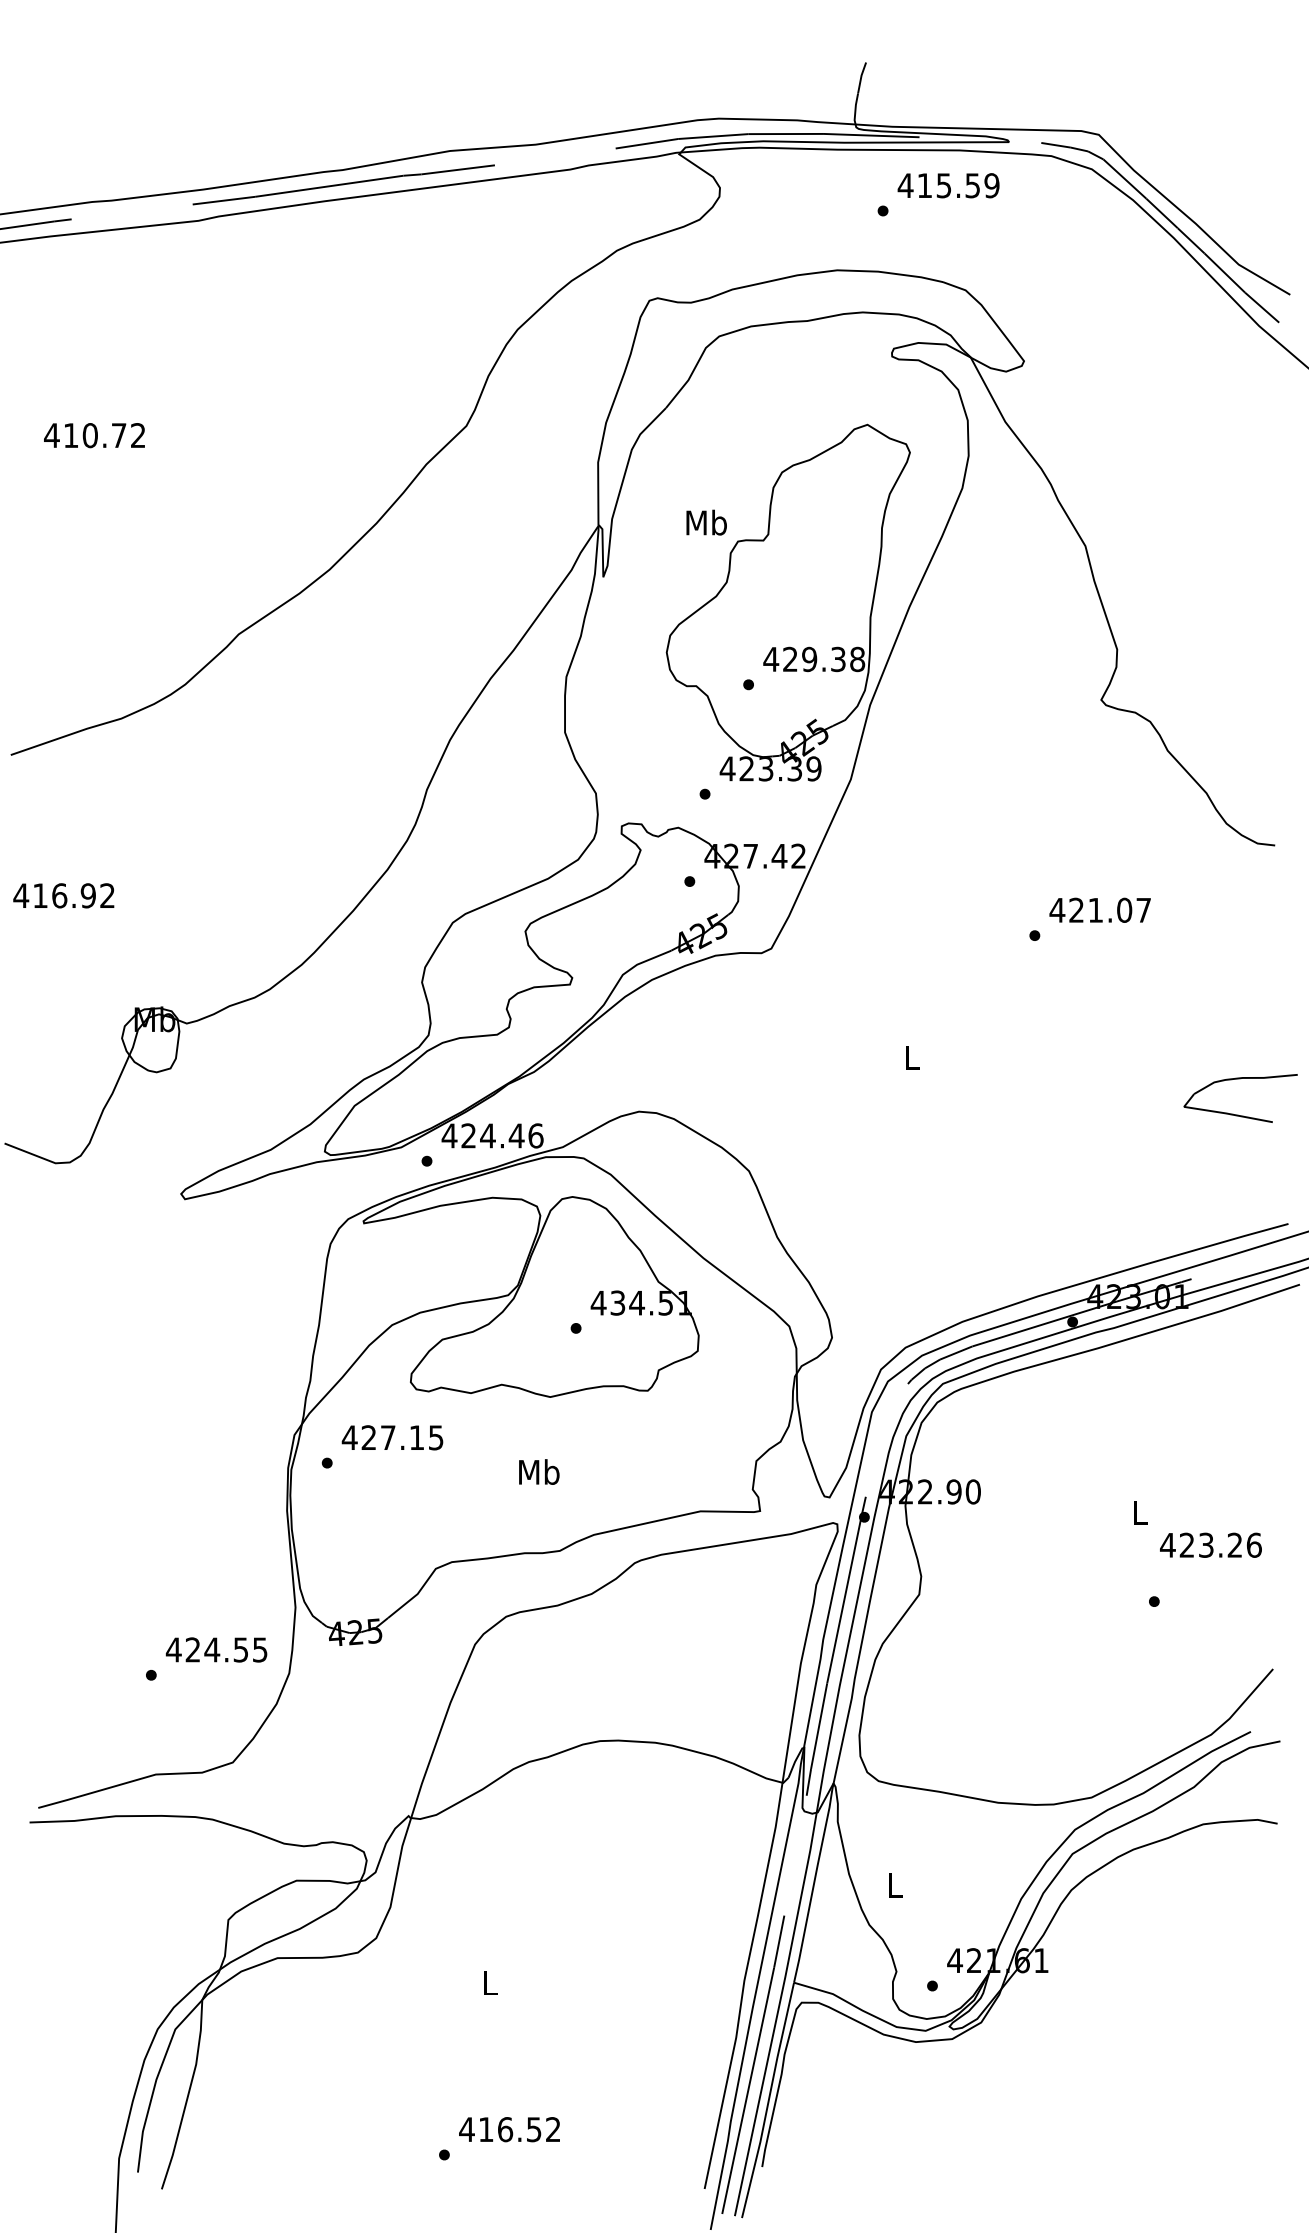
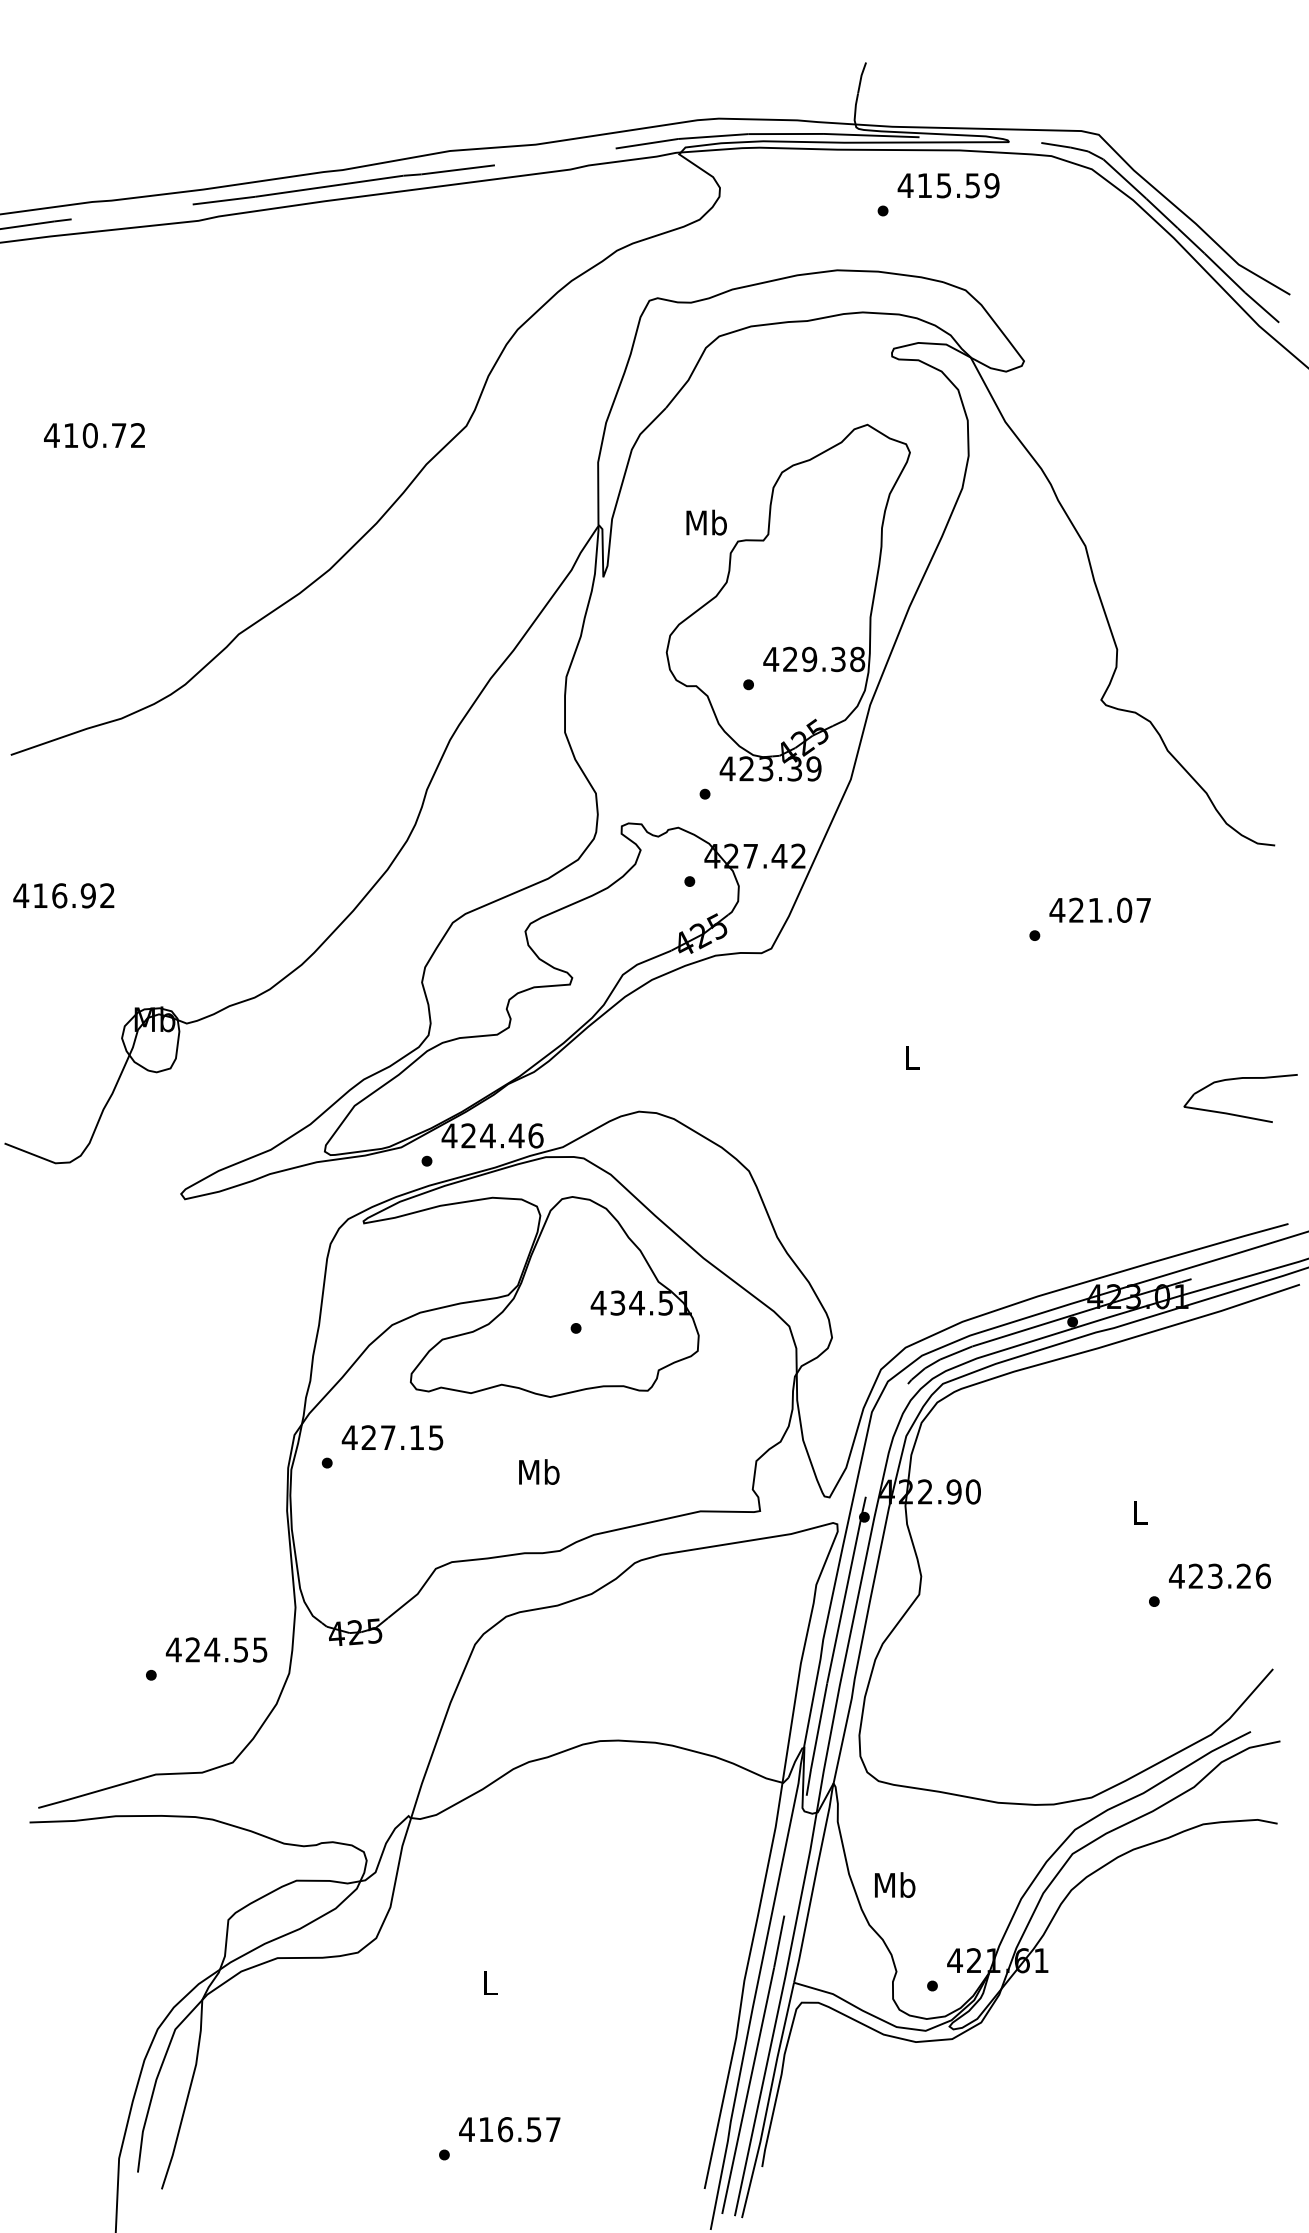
text position: (1210, 1544) -> (1219, 1575) (1219, 1575)
text: L -> Mb (895, 1884)
text: 416.52 -> 416.57 (553, 2129)
